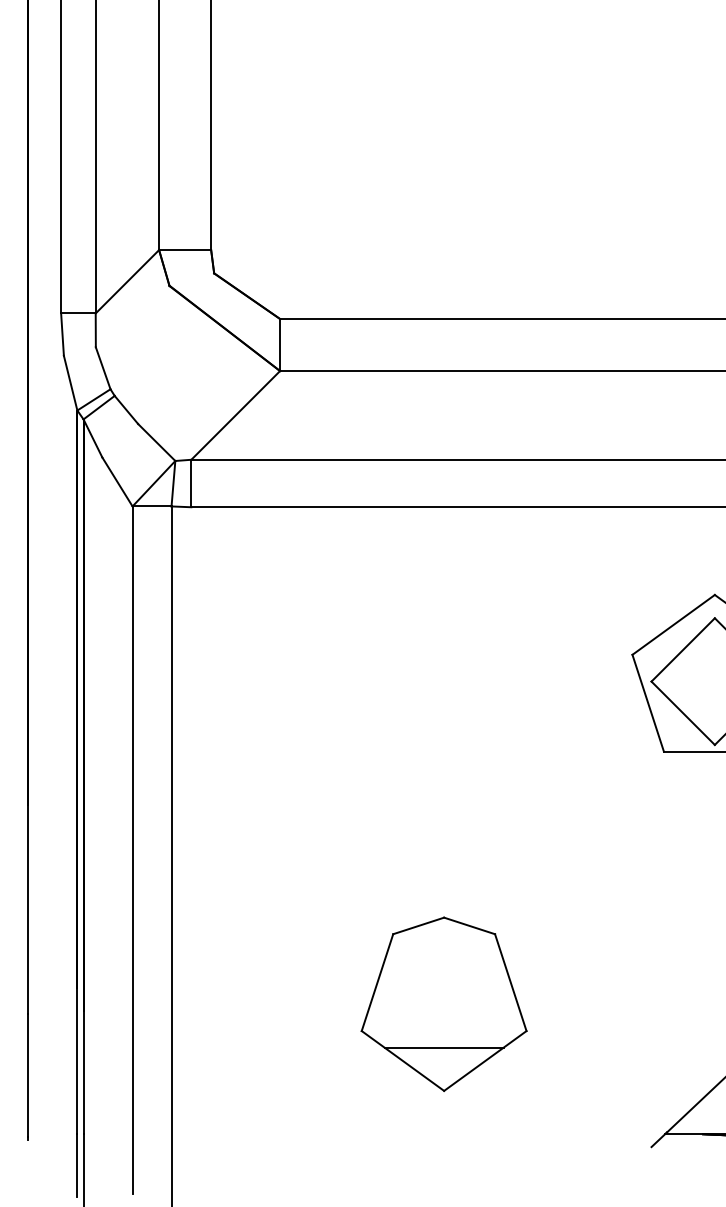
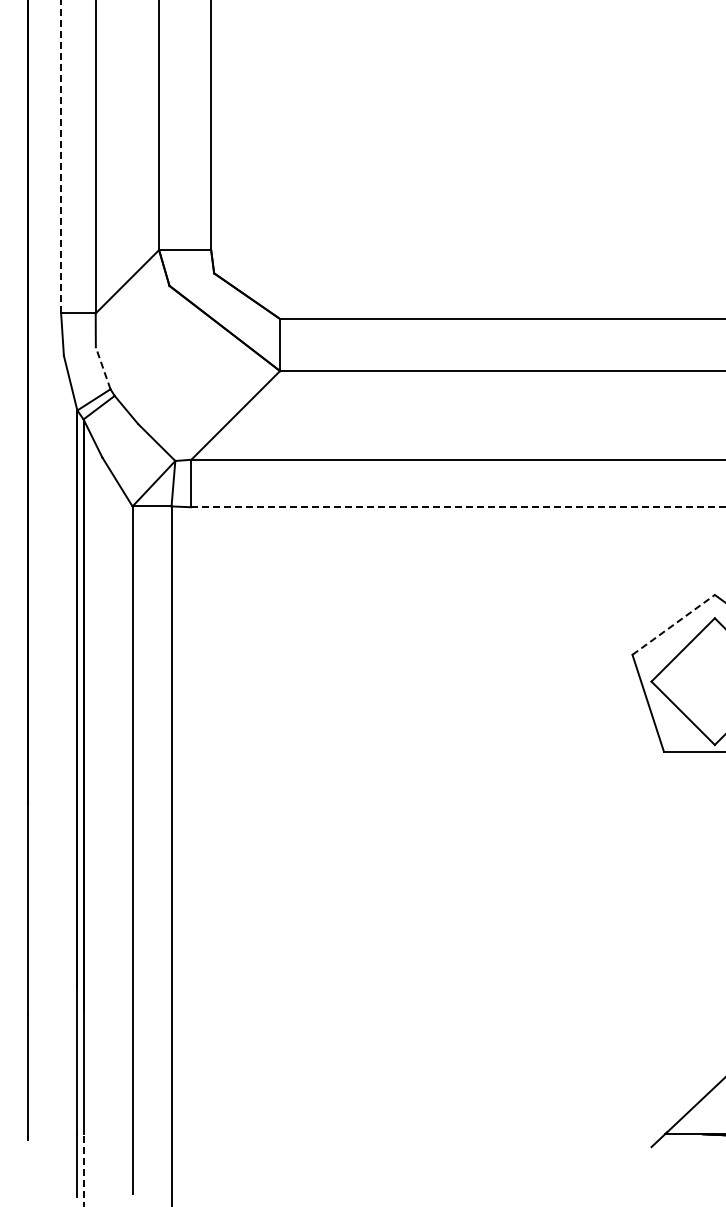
line: solid -> dashed (61, 156)
line: solid -> dashed (103, 367)
line: solid -> dashed (458, 507)
line: solid -> dashed (673, 624)
part: present -> none (443, 1003)
line: solid -> dashed (83, 1169)
